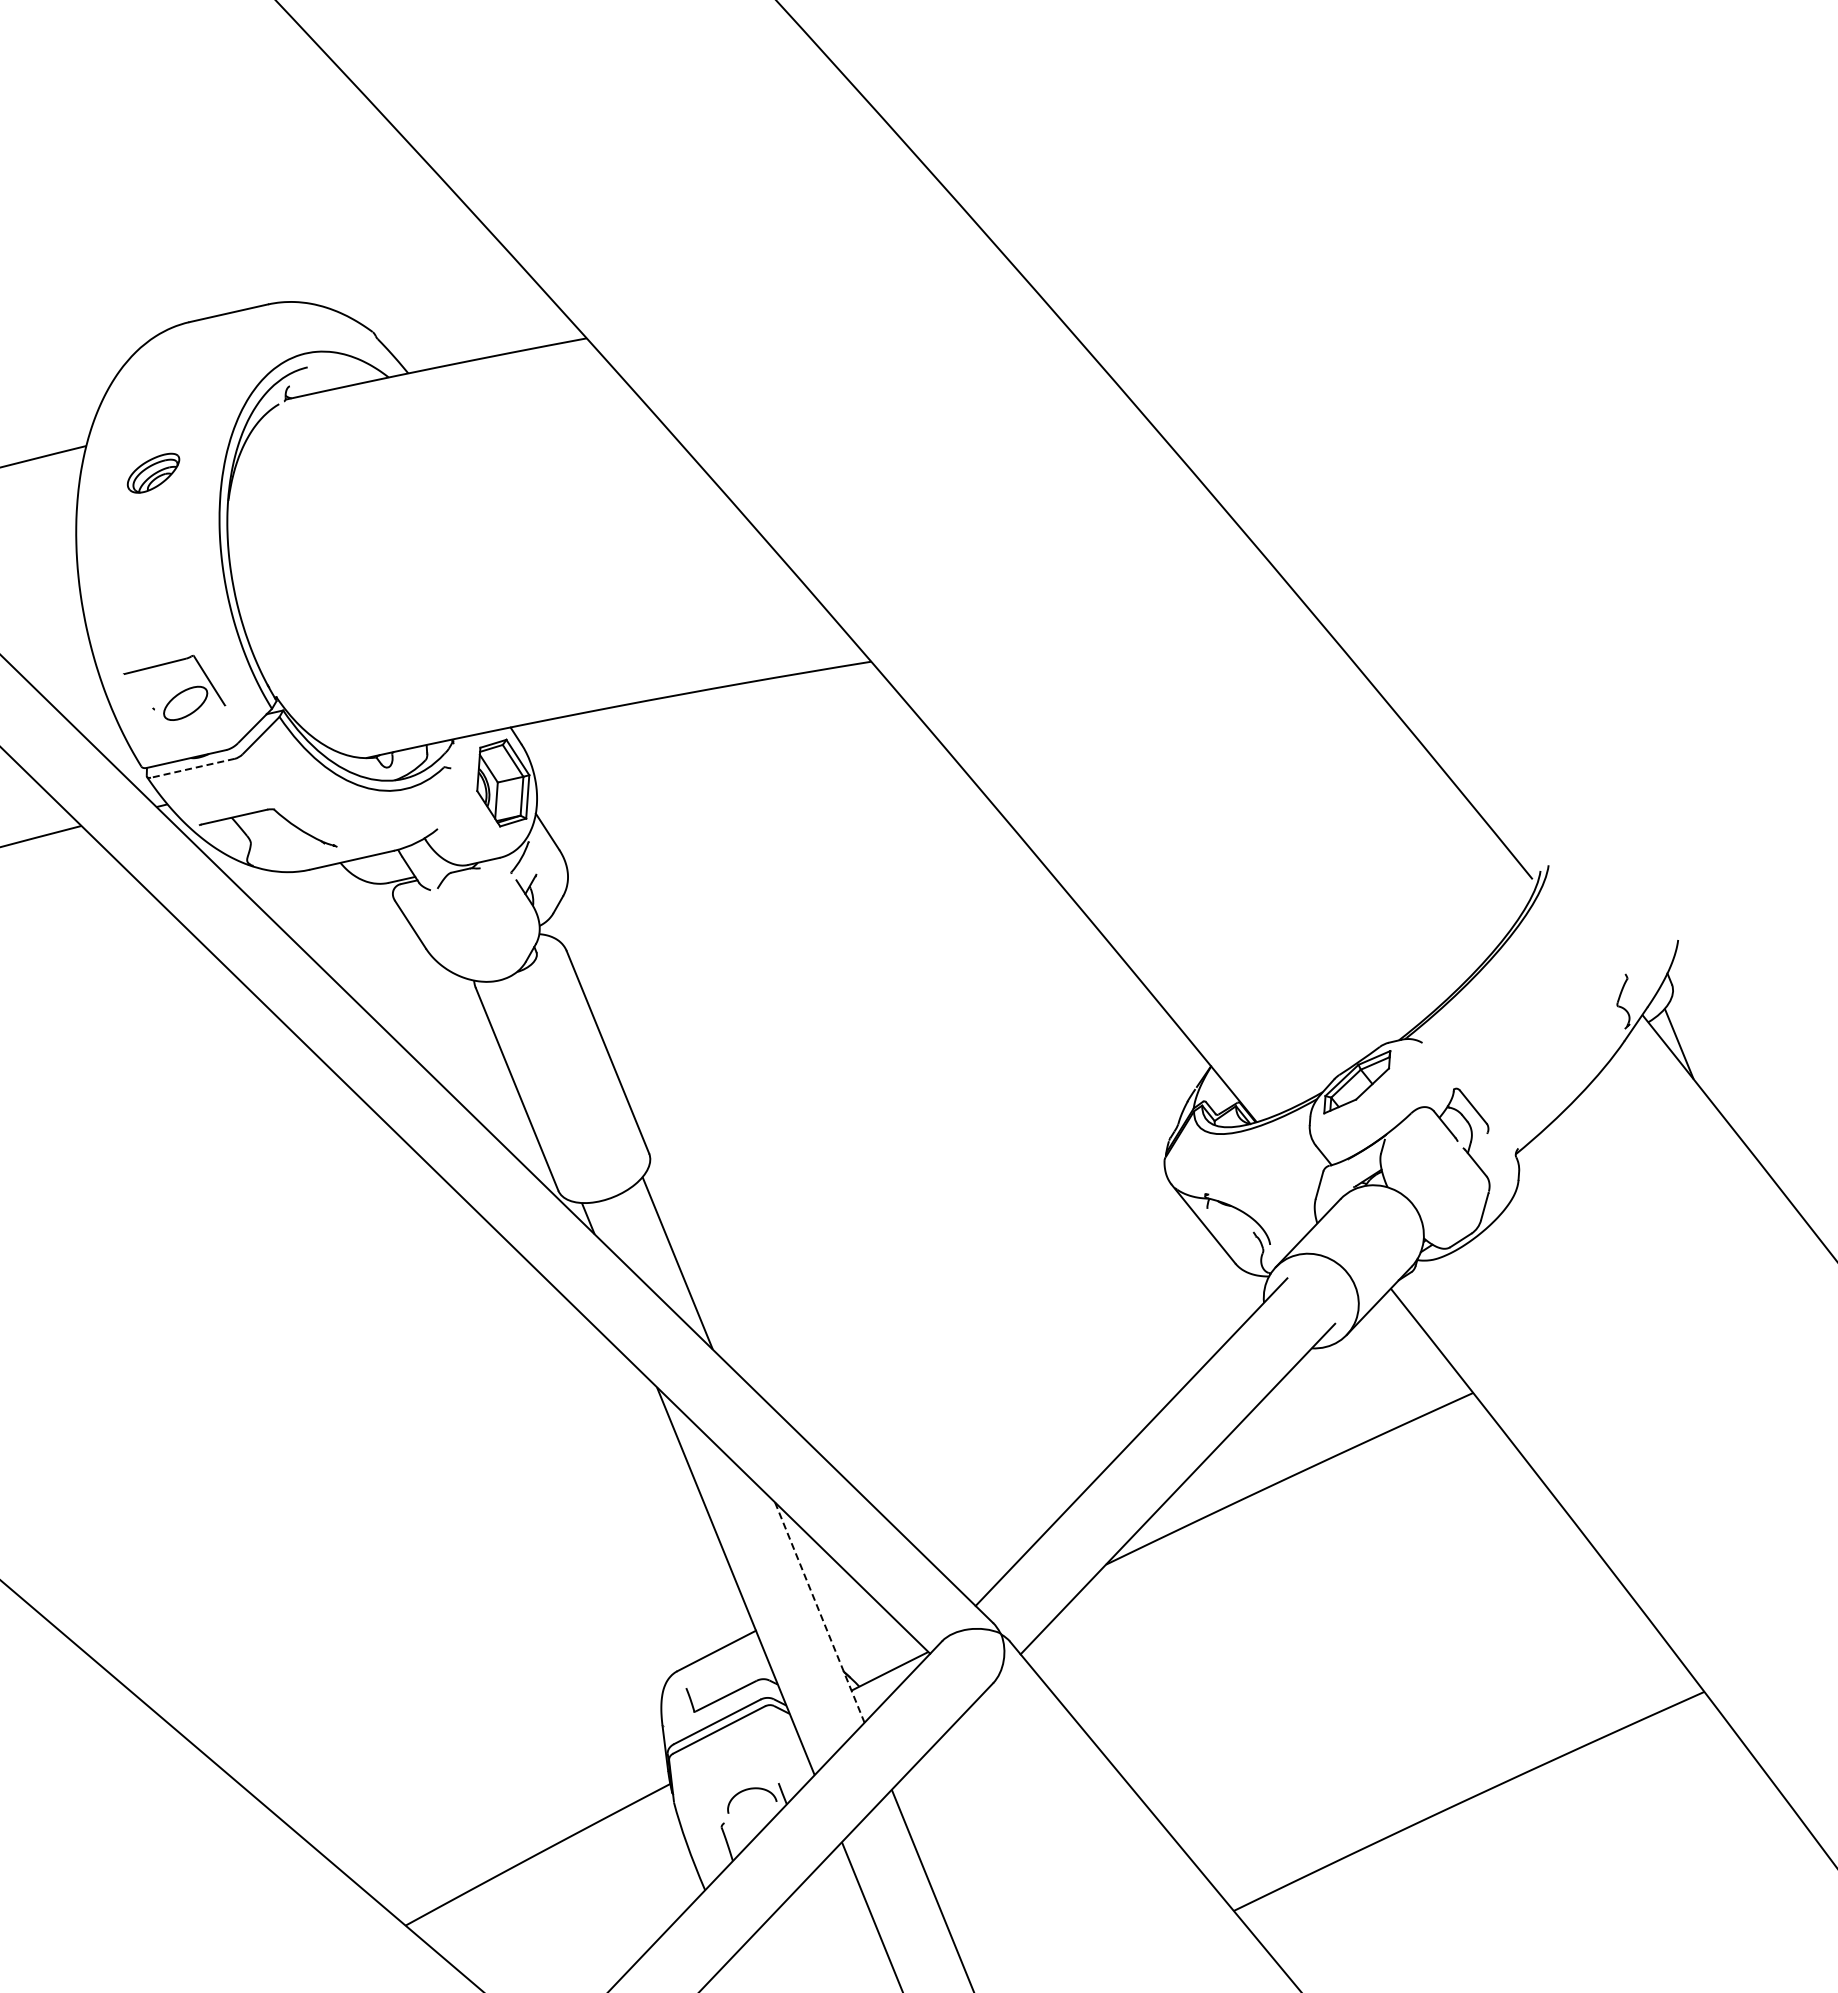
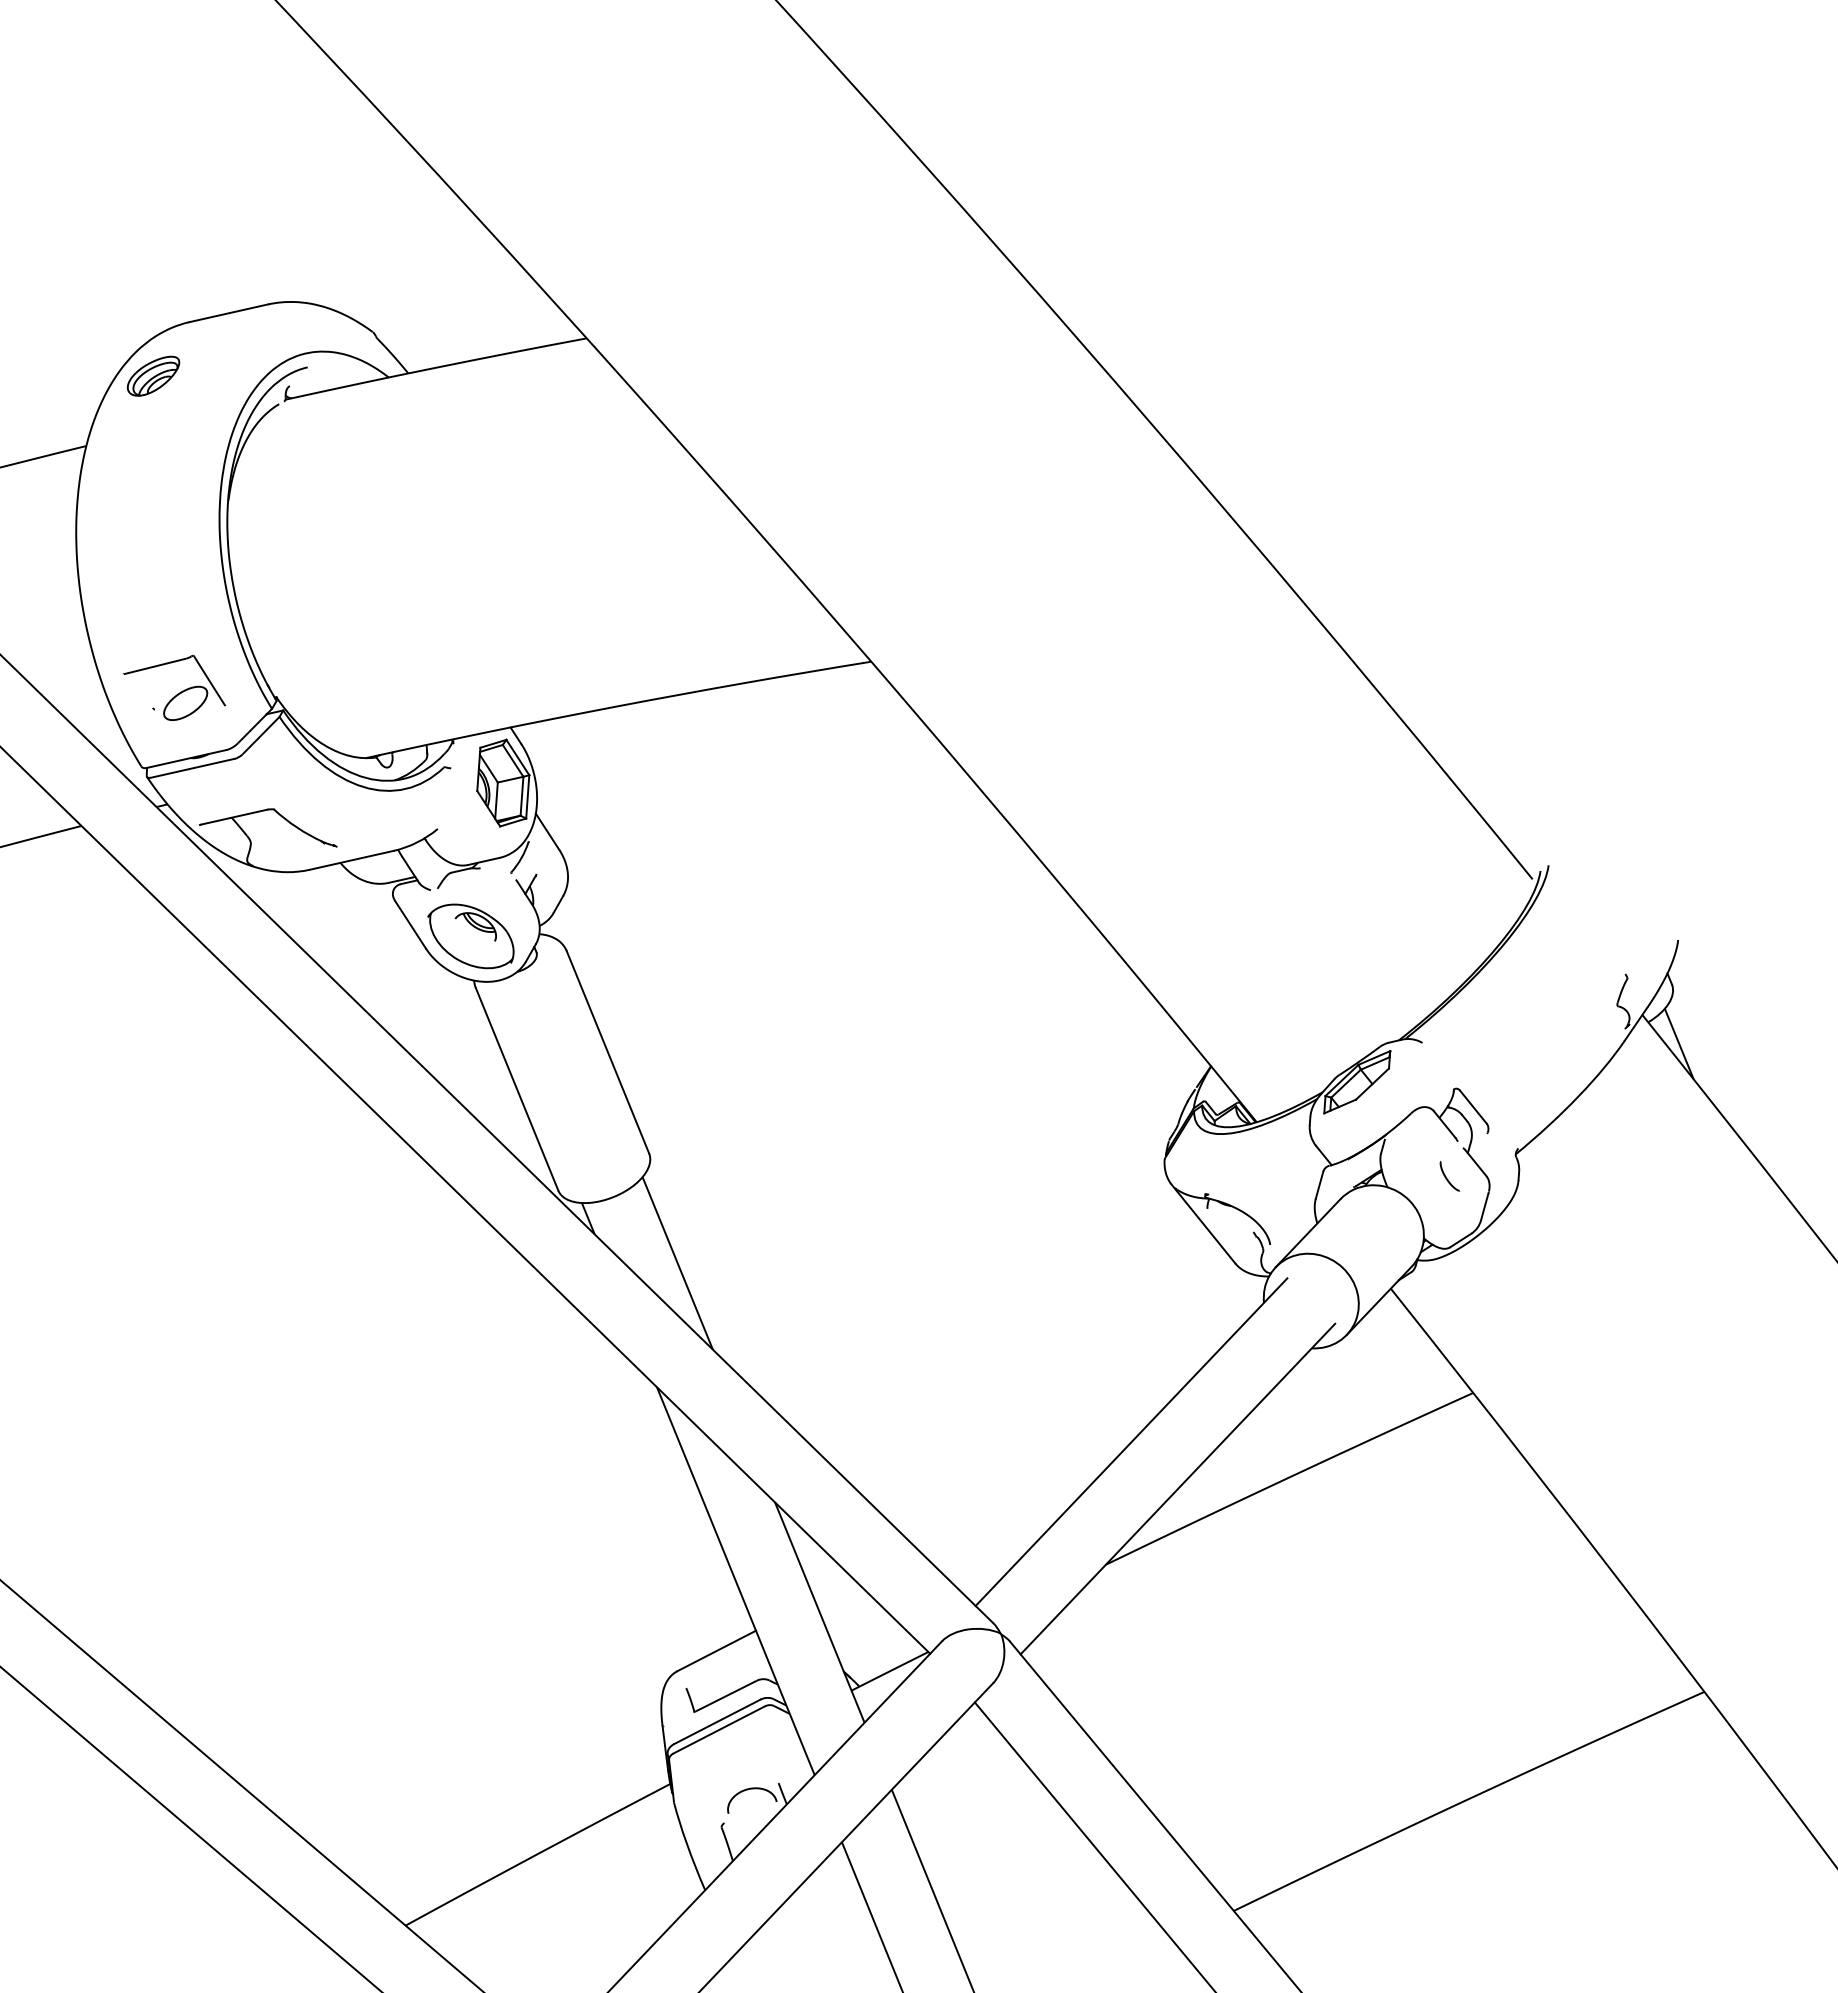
part position: (153, 472) -> (153, 375) (153, 375)
line: dashed -> solid (192, 768)
part: none -> present (470, 936)
curve: none -> present (1447, 1178)
line: dashed -> solid (819, 1612)
line: none -> present (190, 1828)
line: none -> present (1093, 1845)
